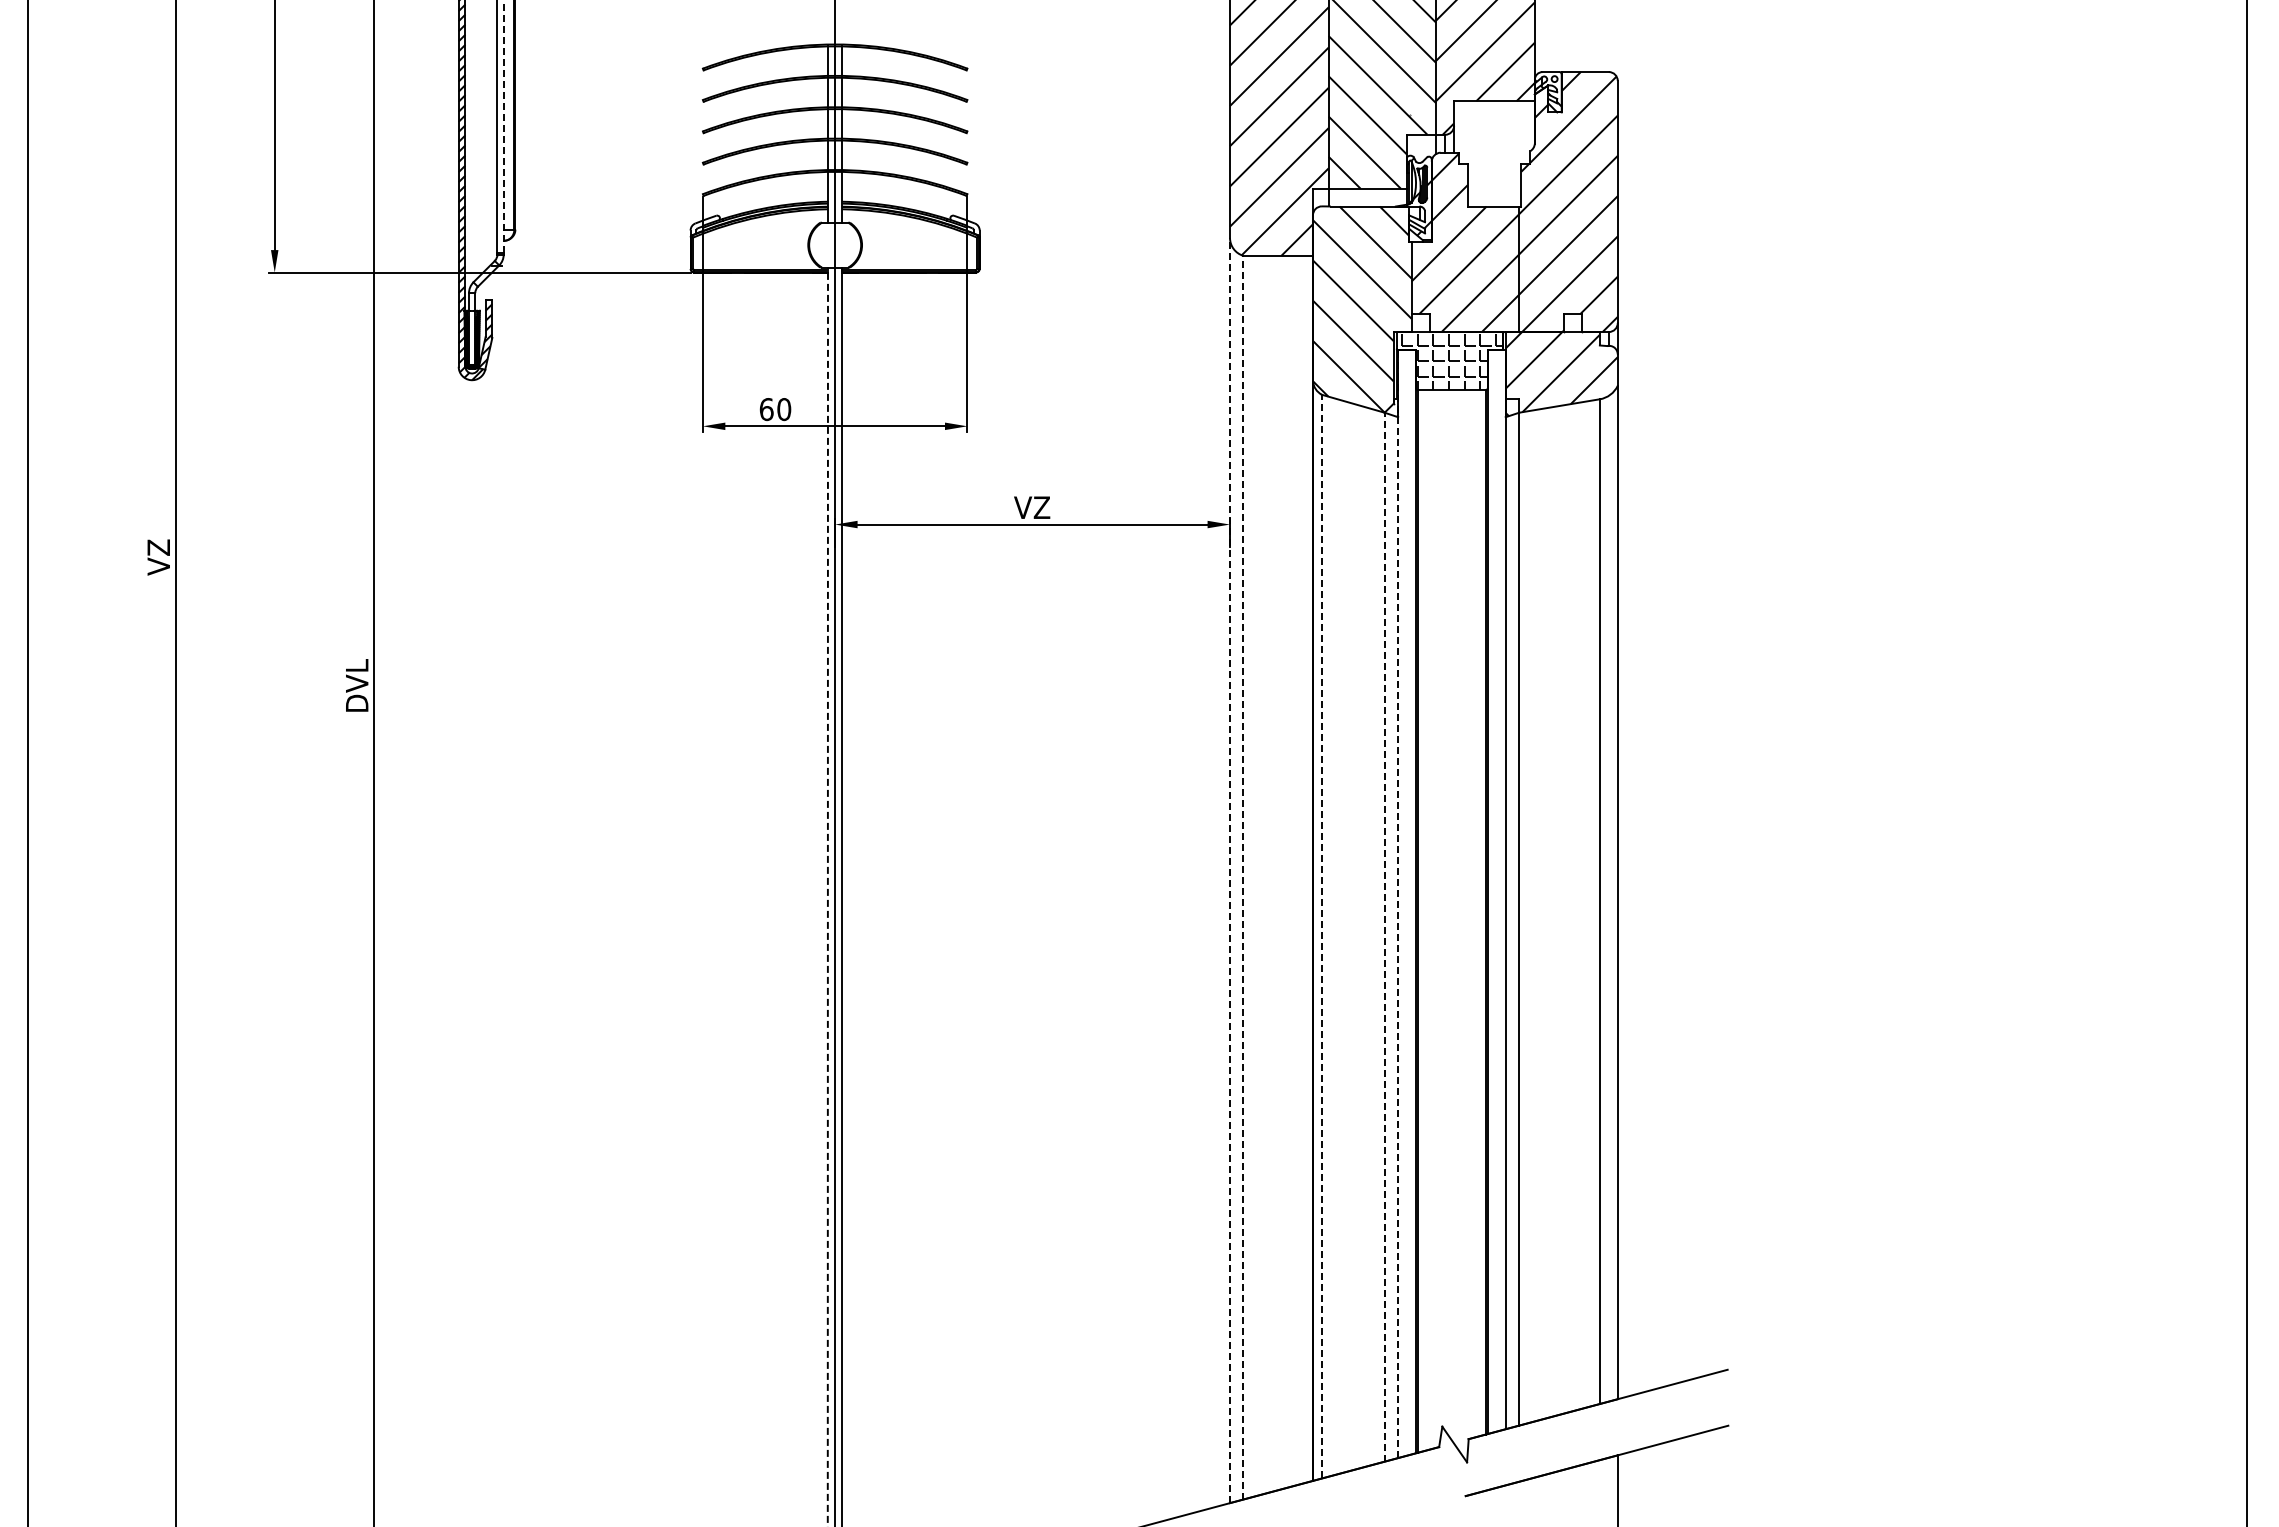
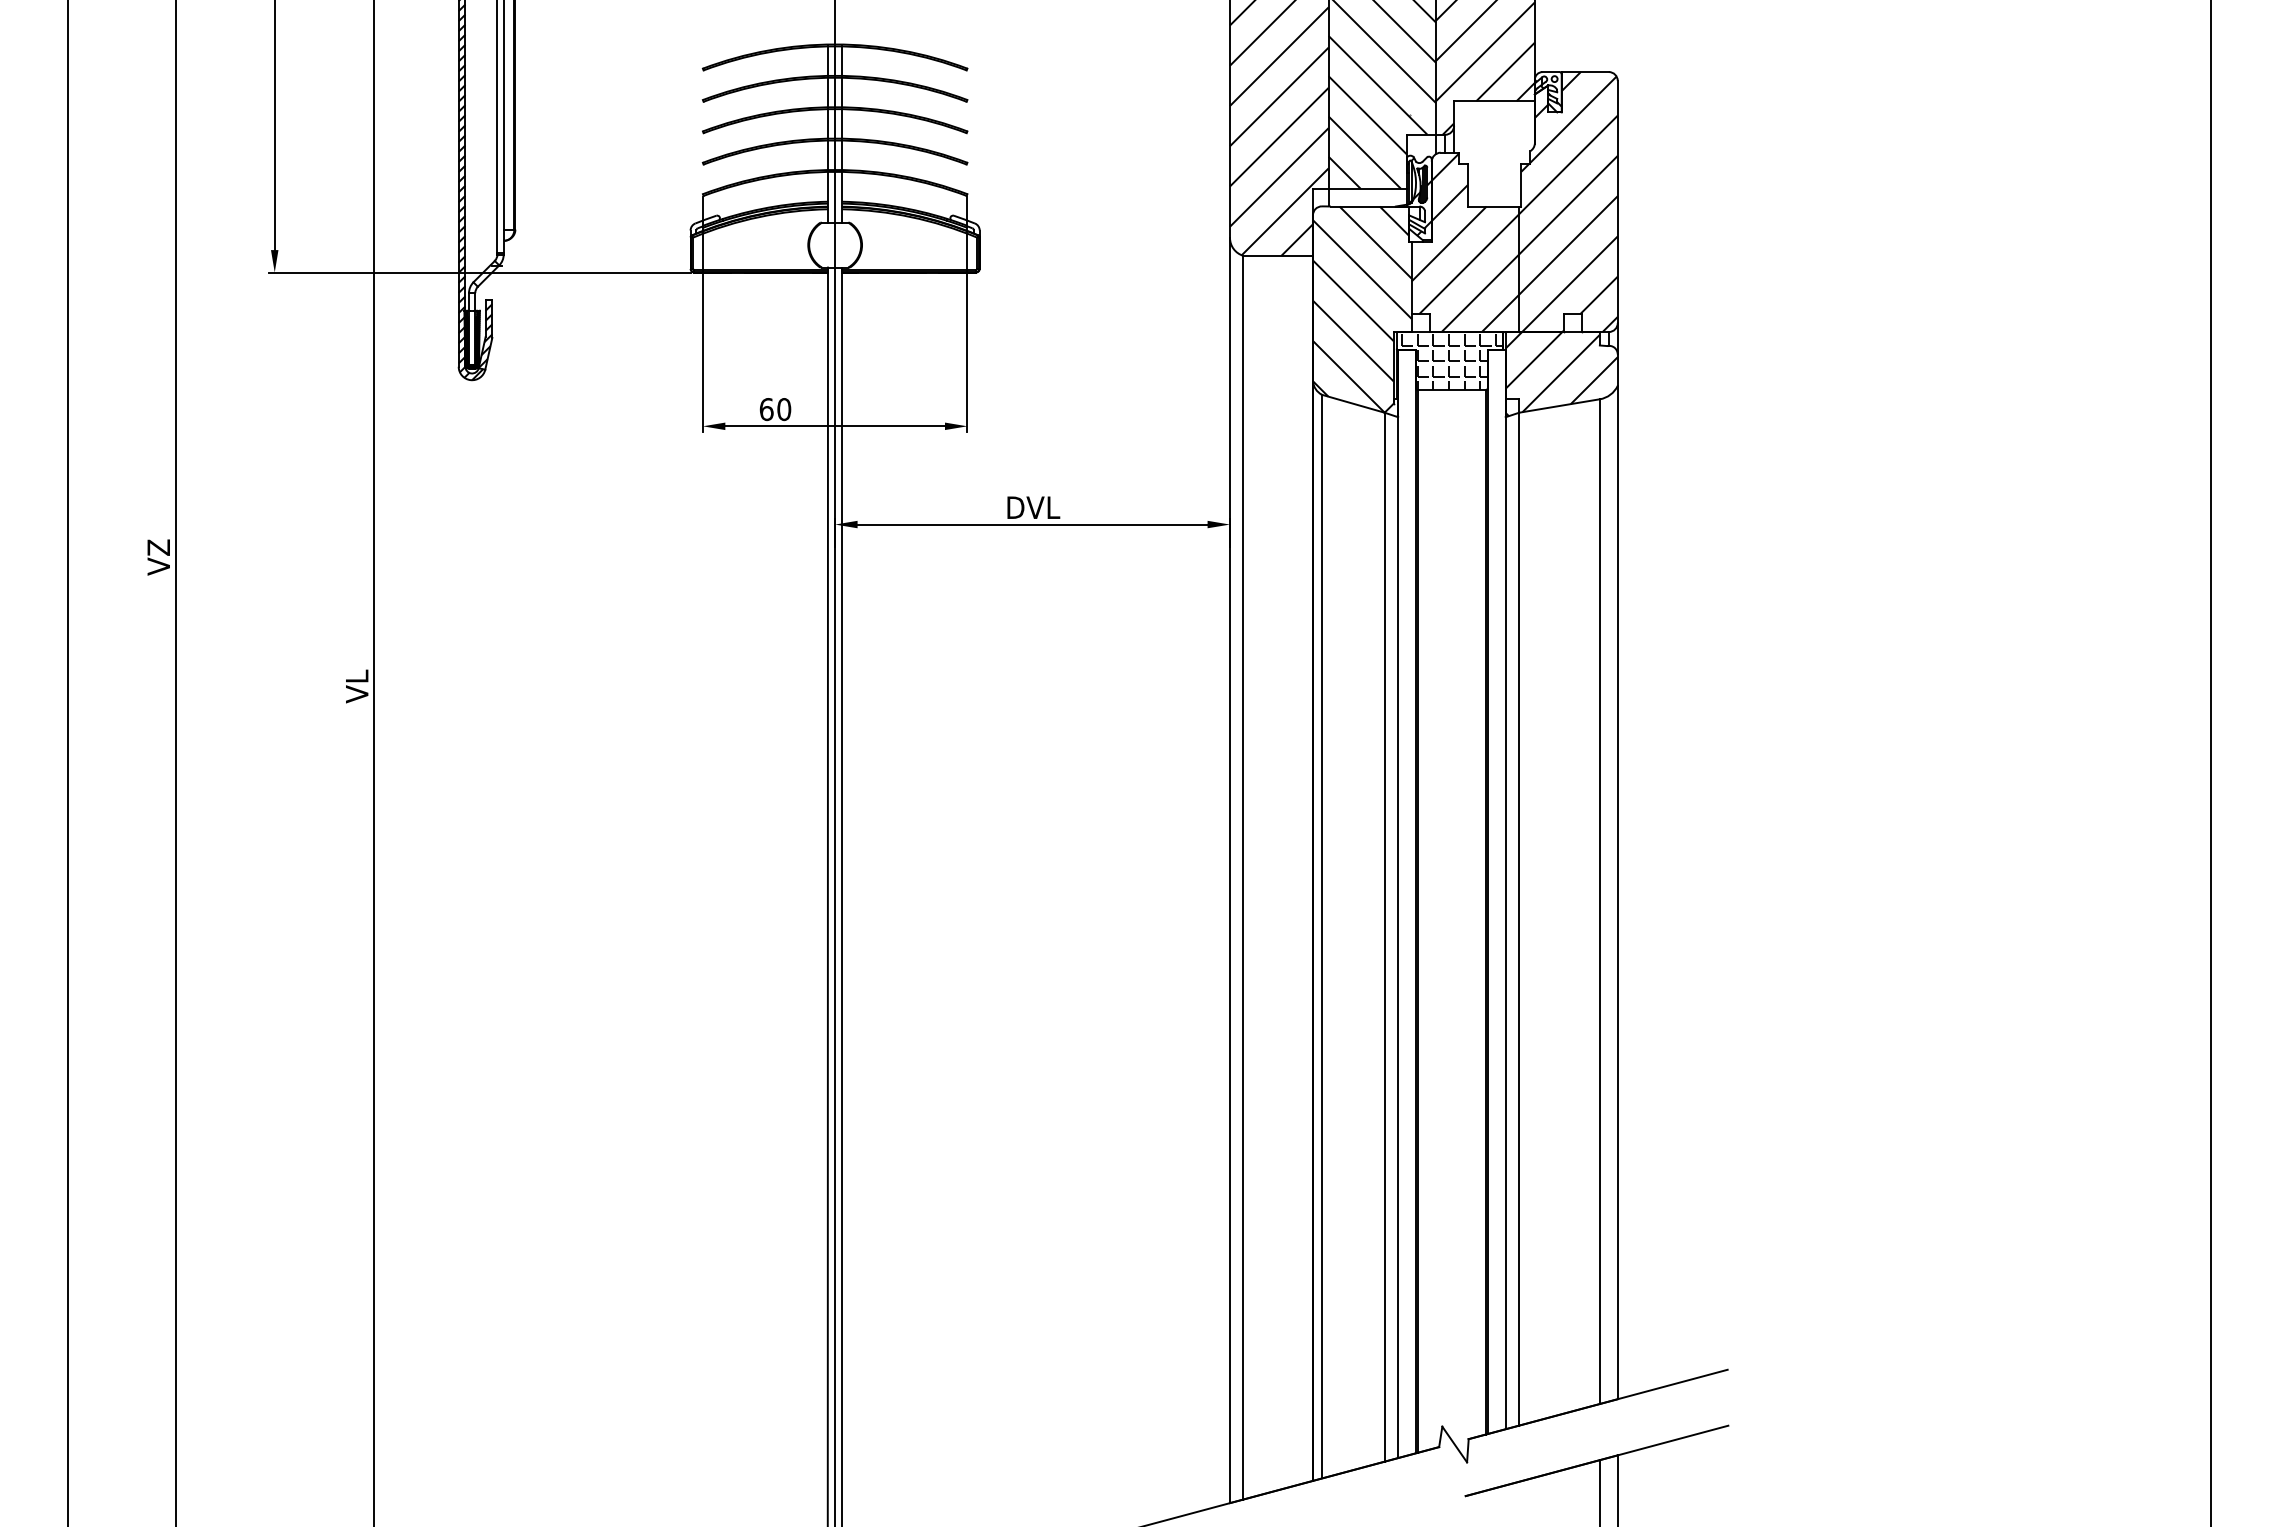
line: dashed -> solid (503, 126)
text: VZ -> DVL (1033, 507)
text: DVL -> VL (357, 685)
line position: (28, 762) -> (68, 762) (68, 762)
line position: (2246, 762) -> (2210, 762) (2210, 762)
line: dashed -> solid (1230, 870)
line: dashed -> solid (1243, 877)
line: dashed -> solid (827, 897)
line: dashed -> solid (1398, 903)
line: dashed -> solid (1321, 936)
line: dashed -> solid (1384, 936)
line: none -> present (1599, 1491)
